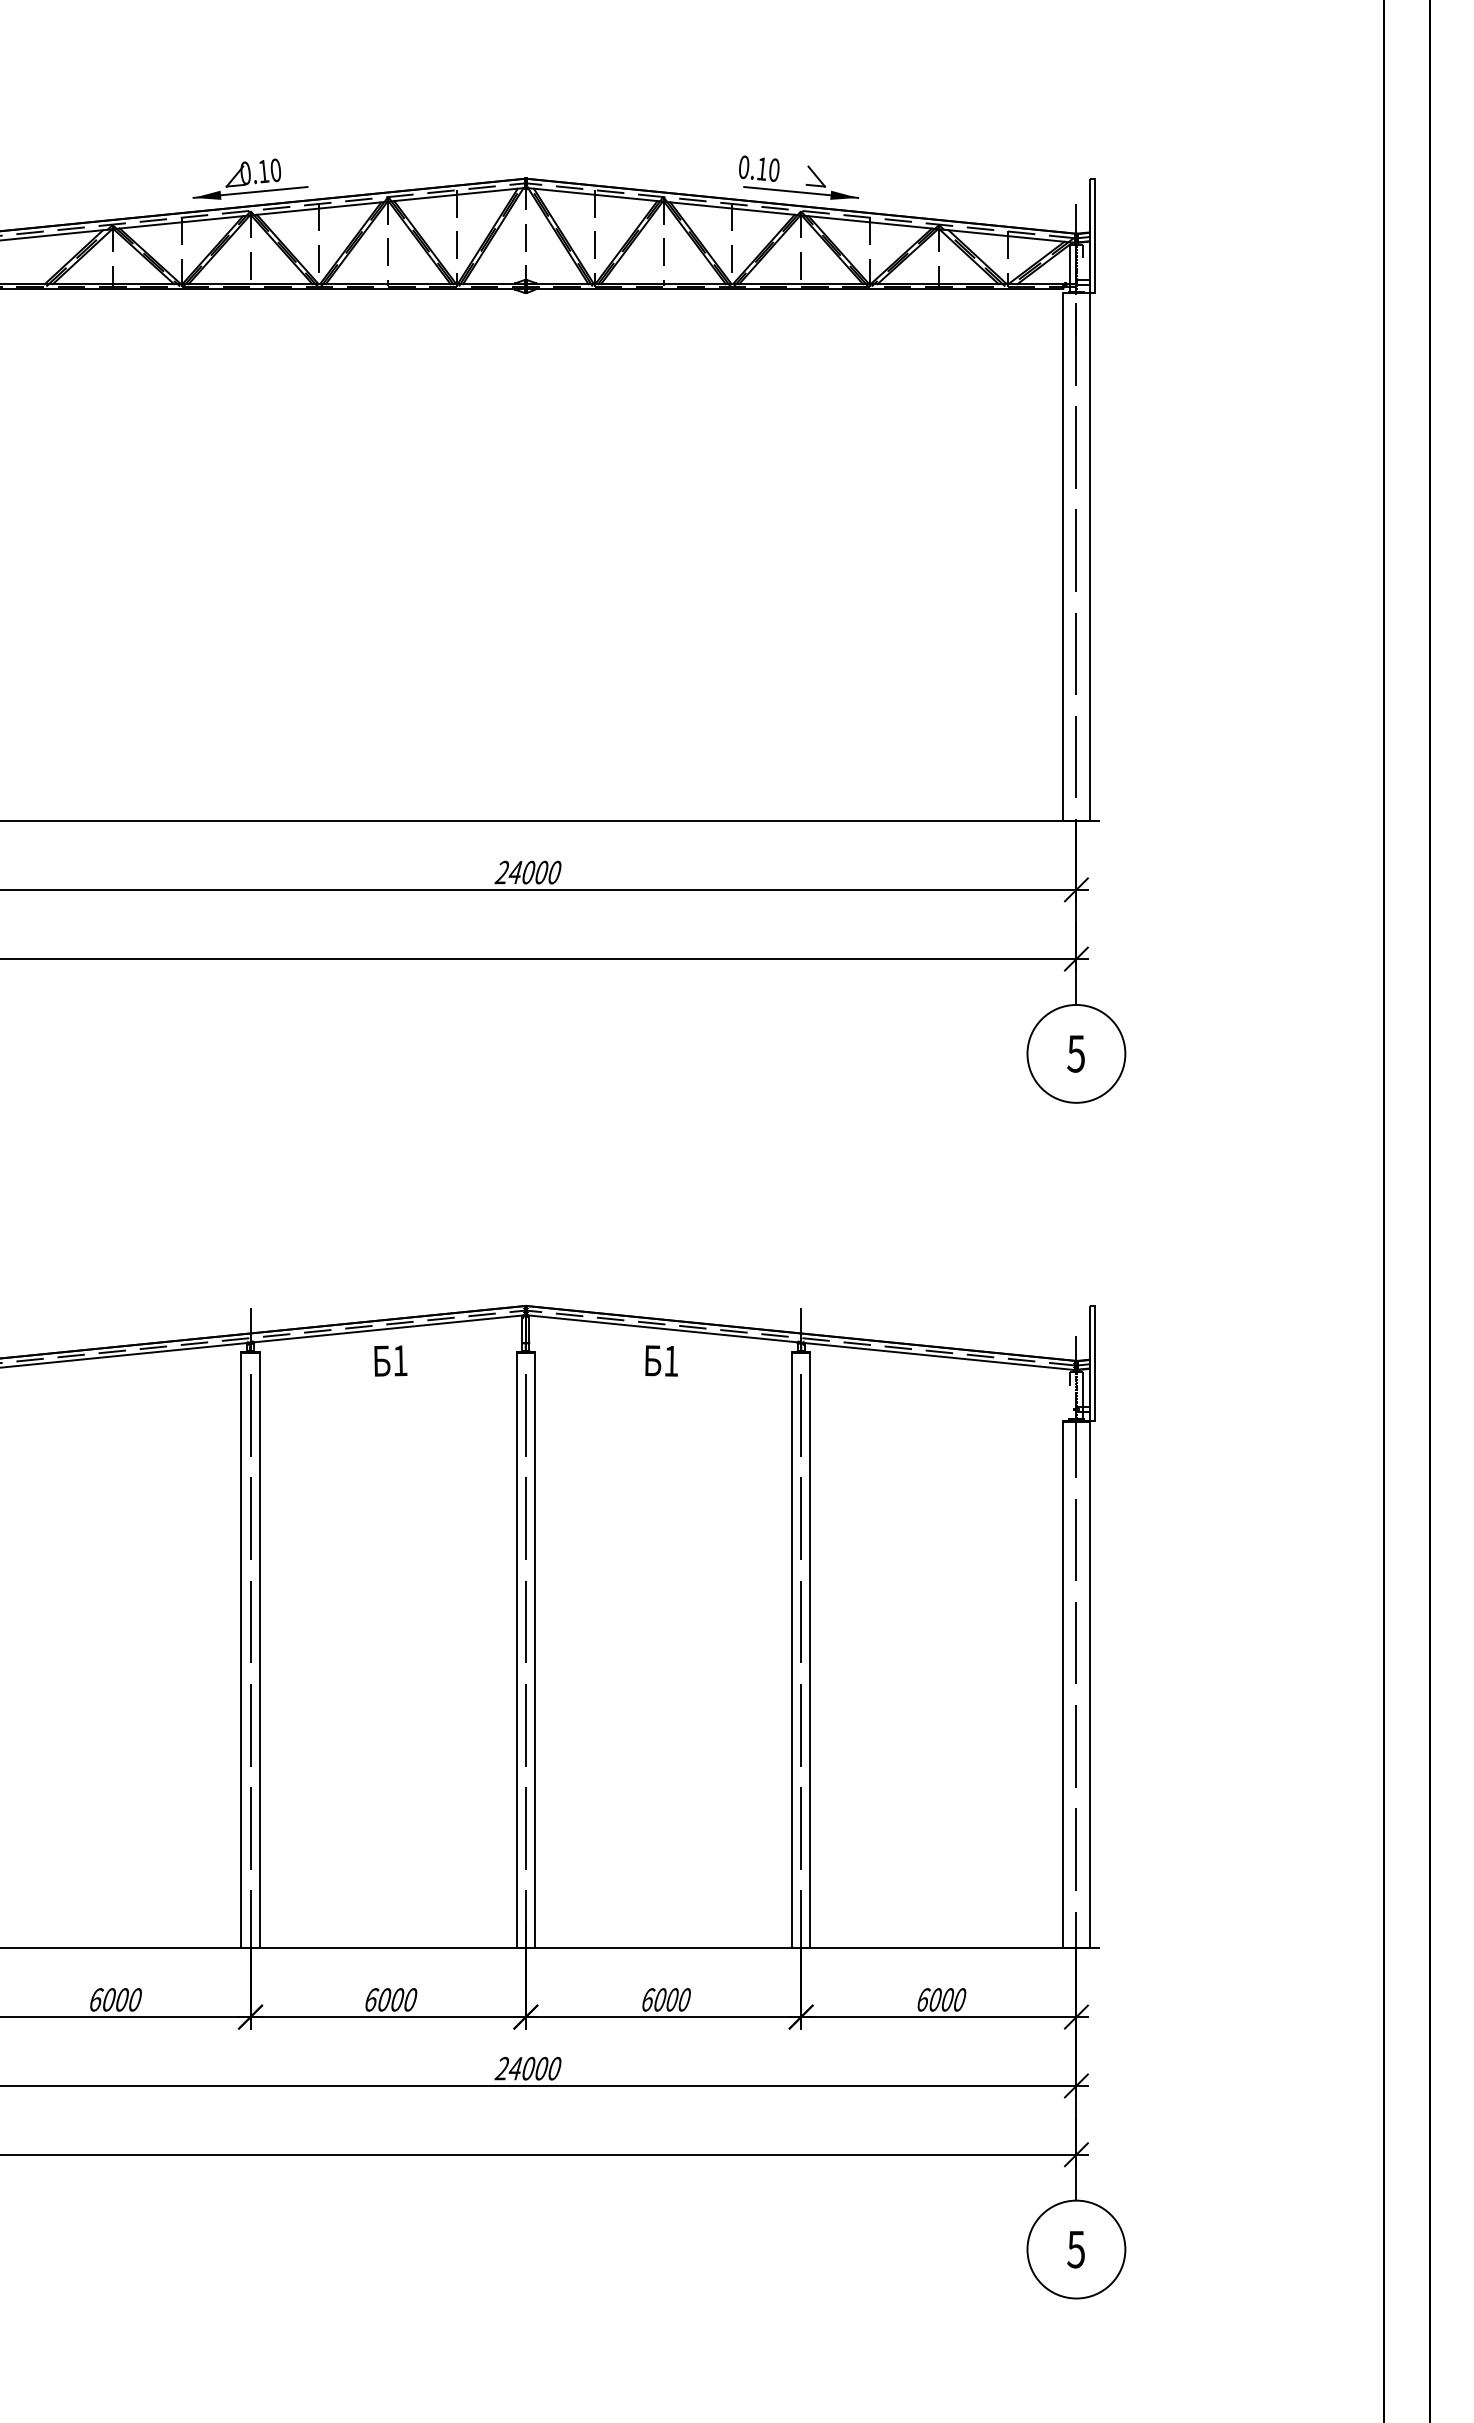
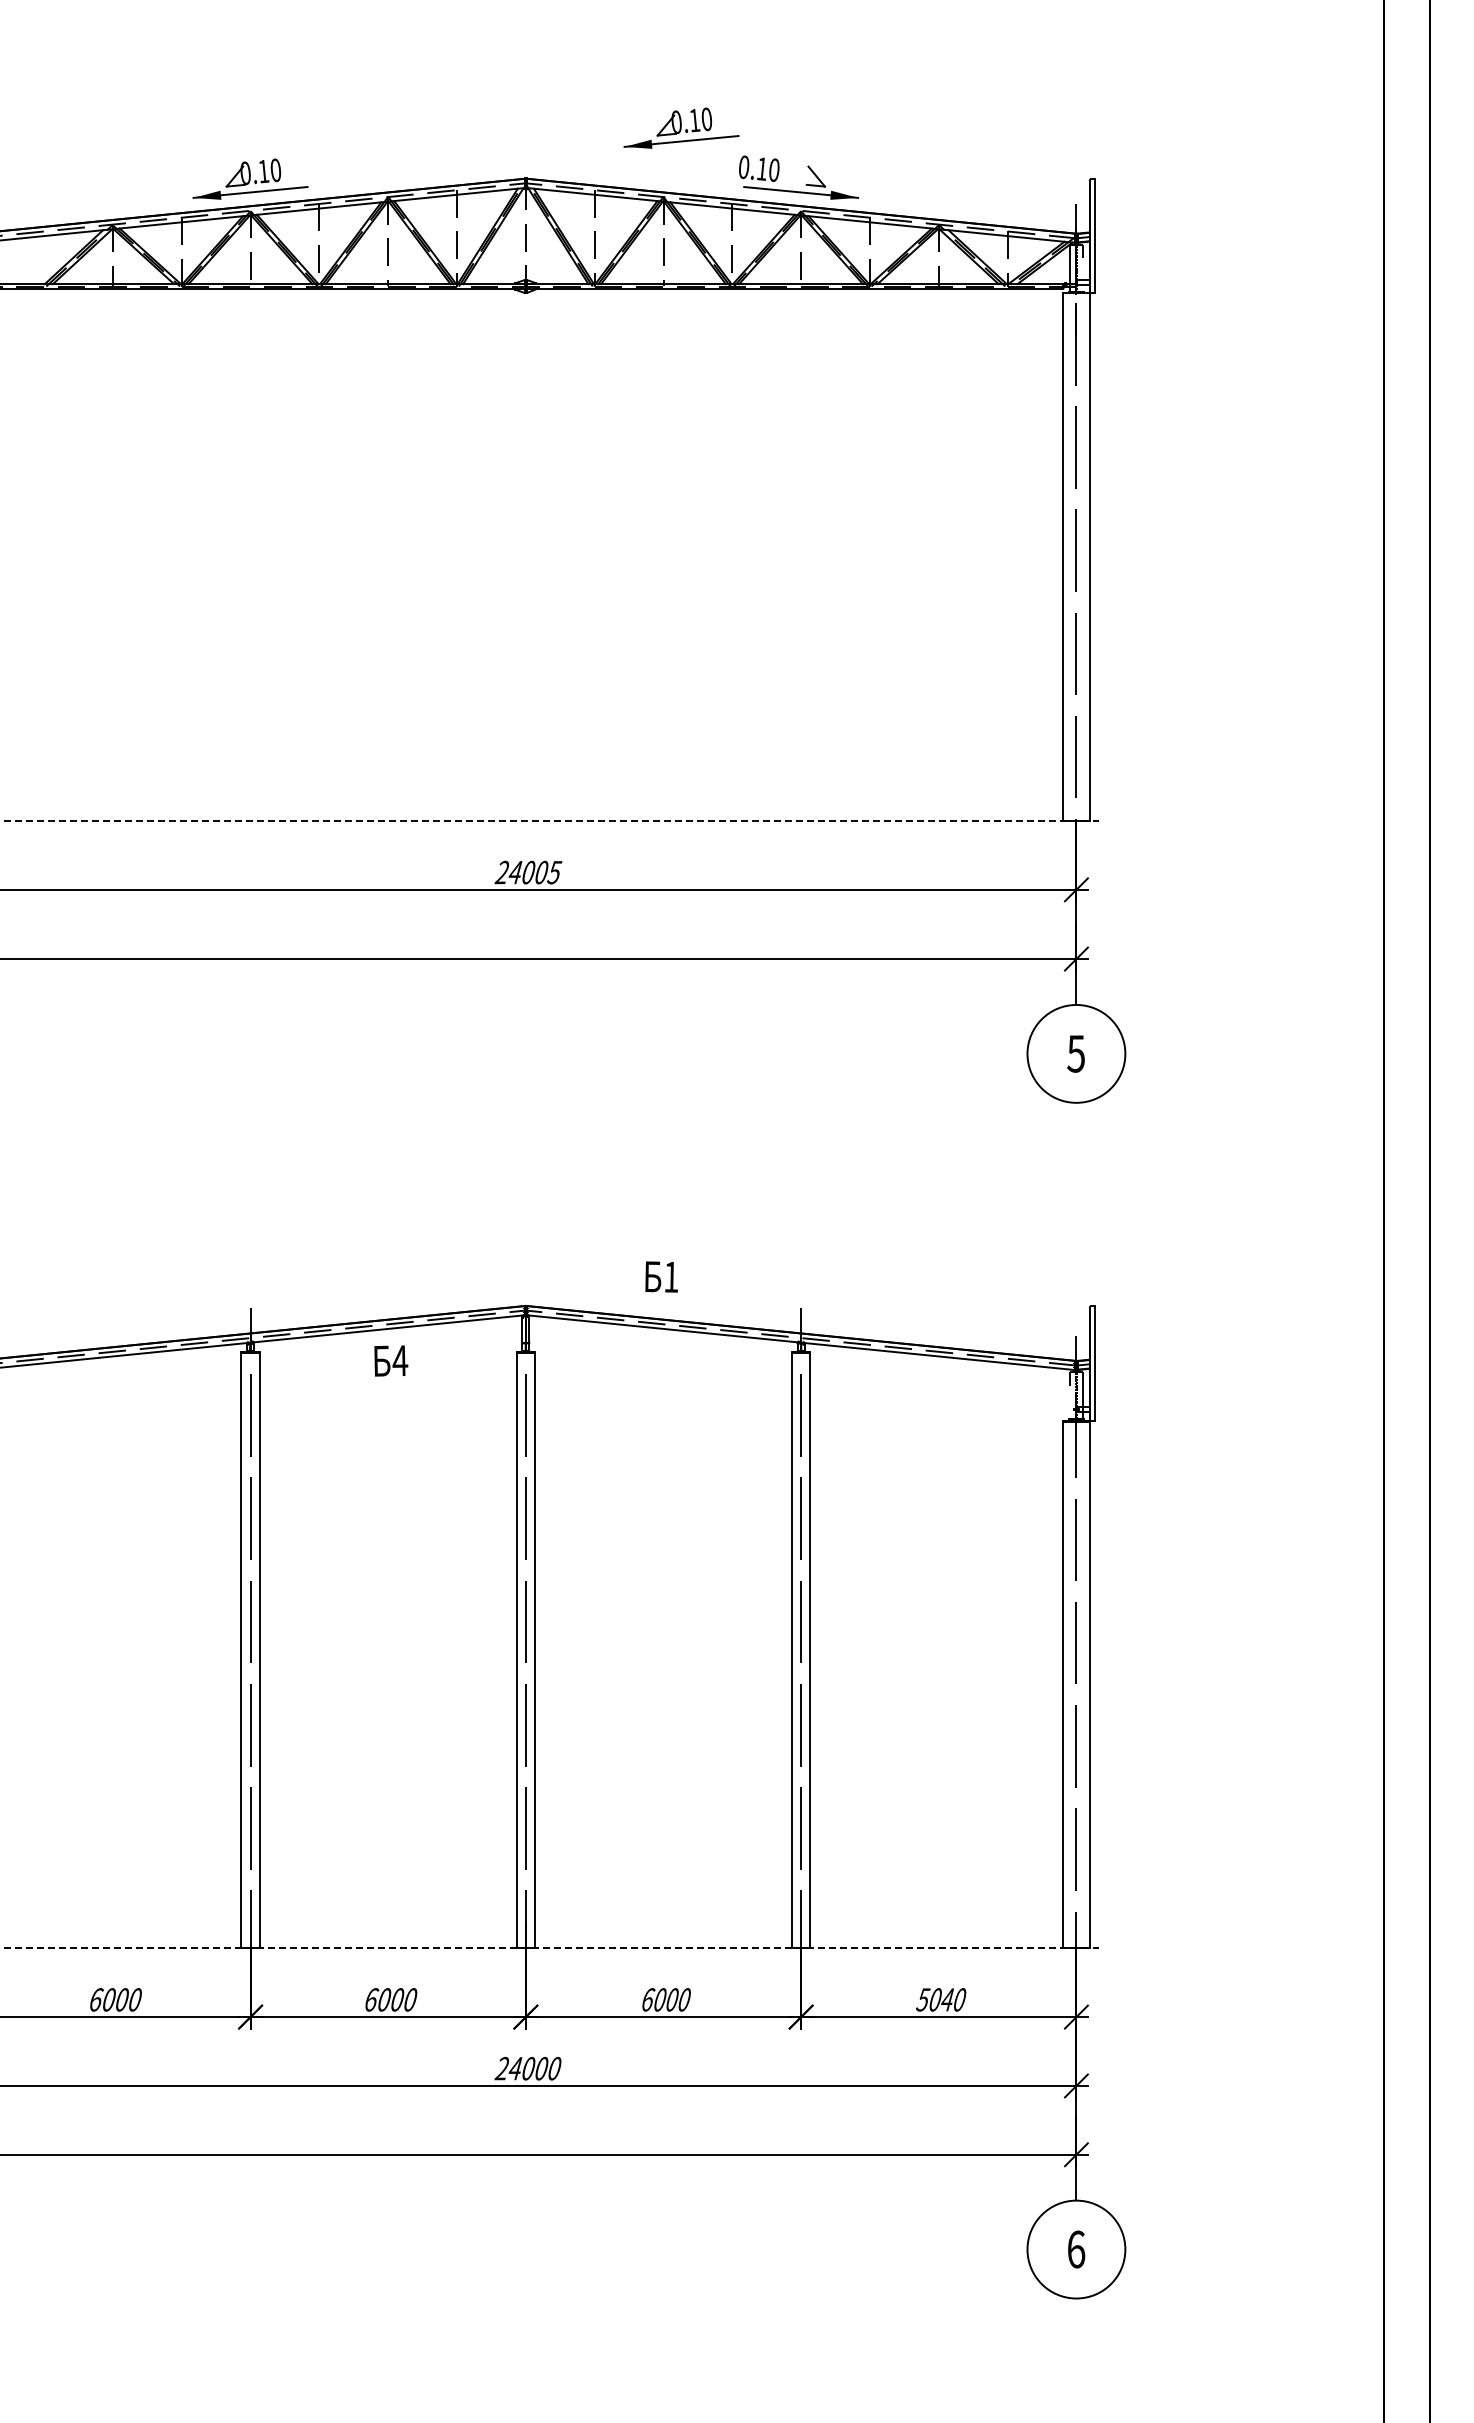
part: none -> present (681, 127)
line: solid -> dashed (550, 821)
text: 24000 -> 24005 (554, 872)
text: 1 -> 4 (400, 1360)
text position: (661, 1360) -> (661, 1276) (661, 1276)
line: solid -> dashed (550, 1948)
text: 6000 -> 5040 (935, 1999)
text: 5 -> 6 (1076, 2249)
